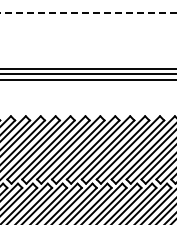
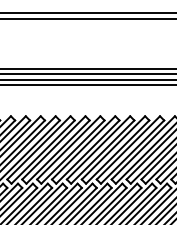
line: dashed -> solid (88, 13)
line: none -> present (87, 18)
line: none -> present (87, 84)
